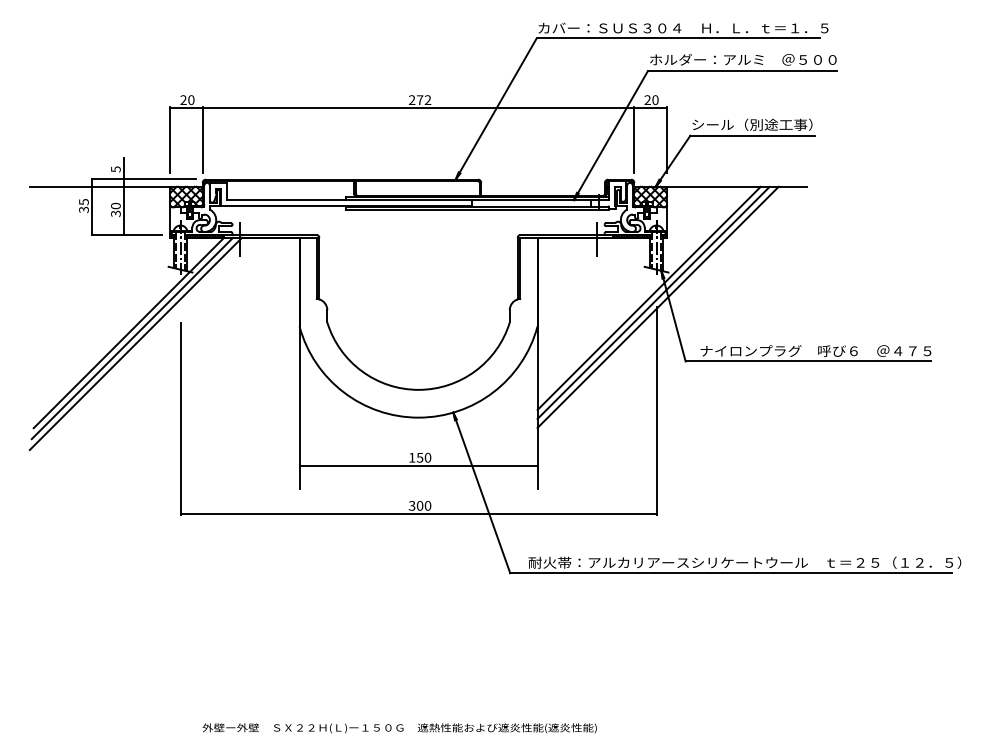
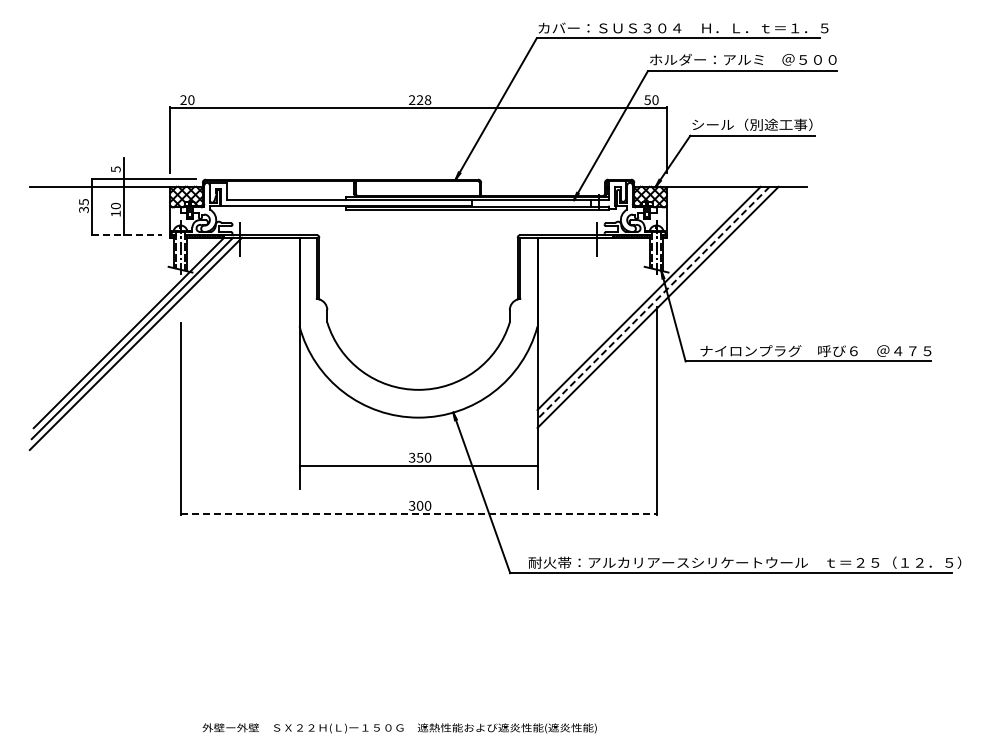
text: 272 -> 228 (423, 100)
text: 20 -> 50 (647, 100)
line: present -> none (202, 139)
line: present -> none (634, 139)
text: 30 -> 10 (115, 213)
line: solid -> dashed (127, 235)
line: solid -> dashed (653, 303)
text: 150 -> 350 (411, 457)
line: solid -> dashed (419, 514)
